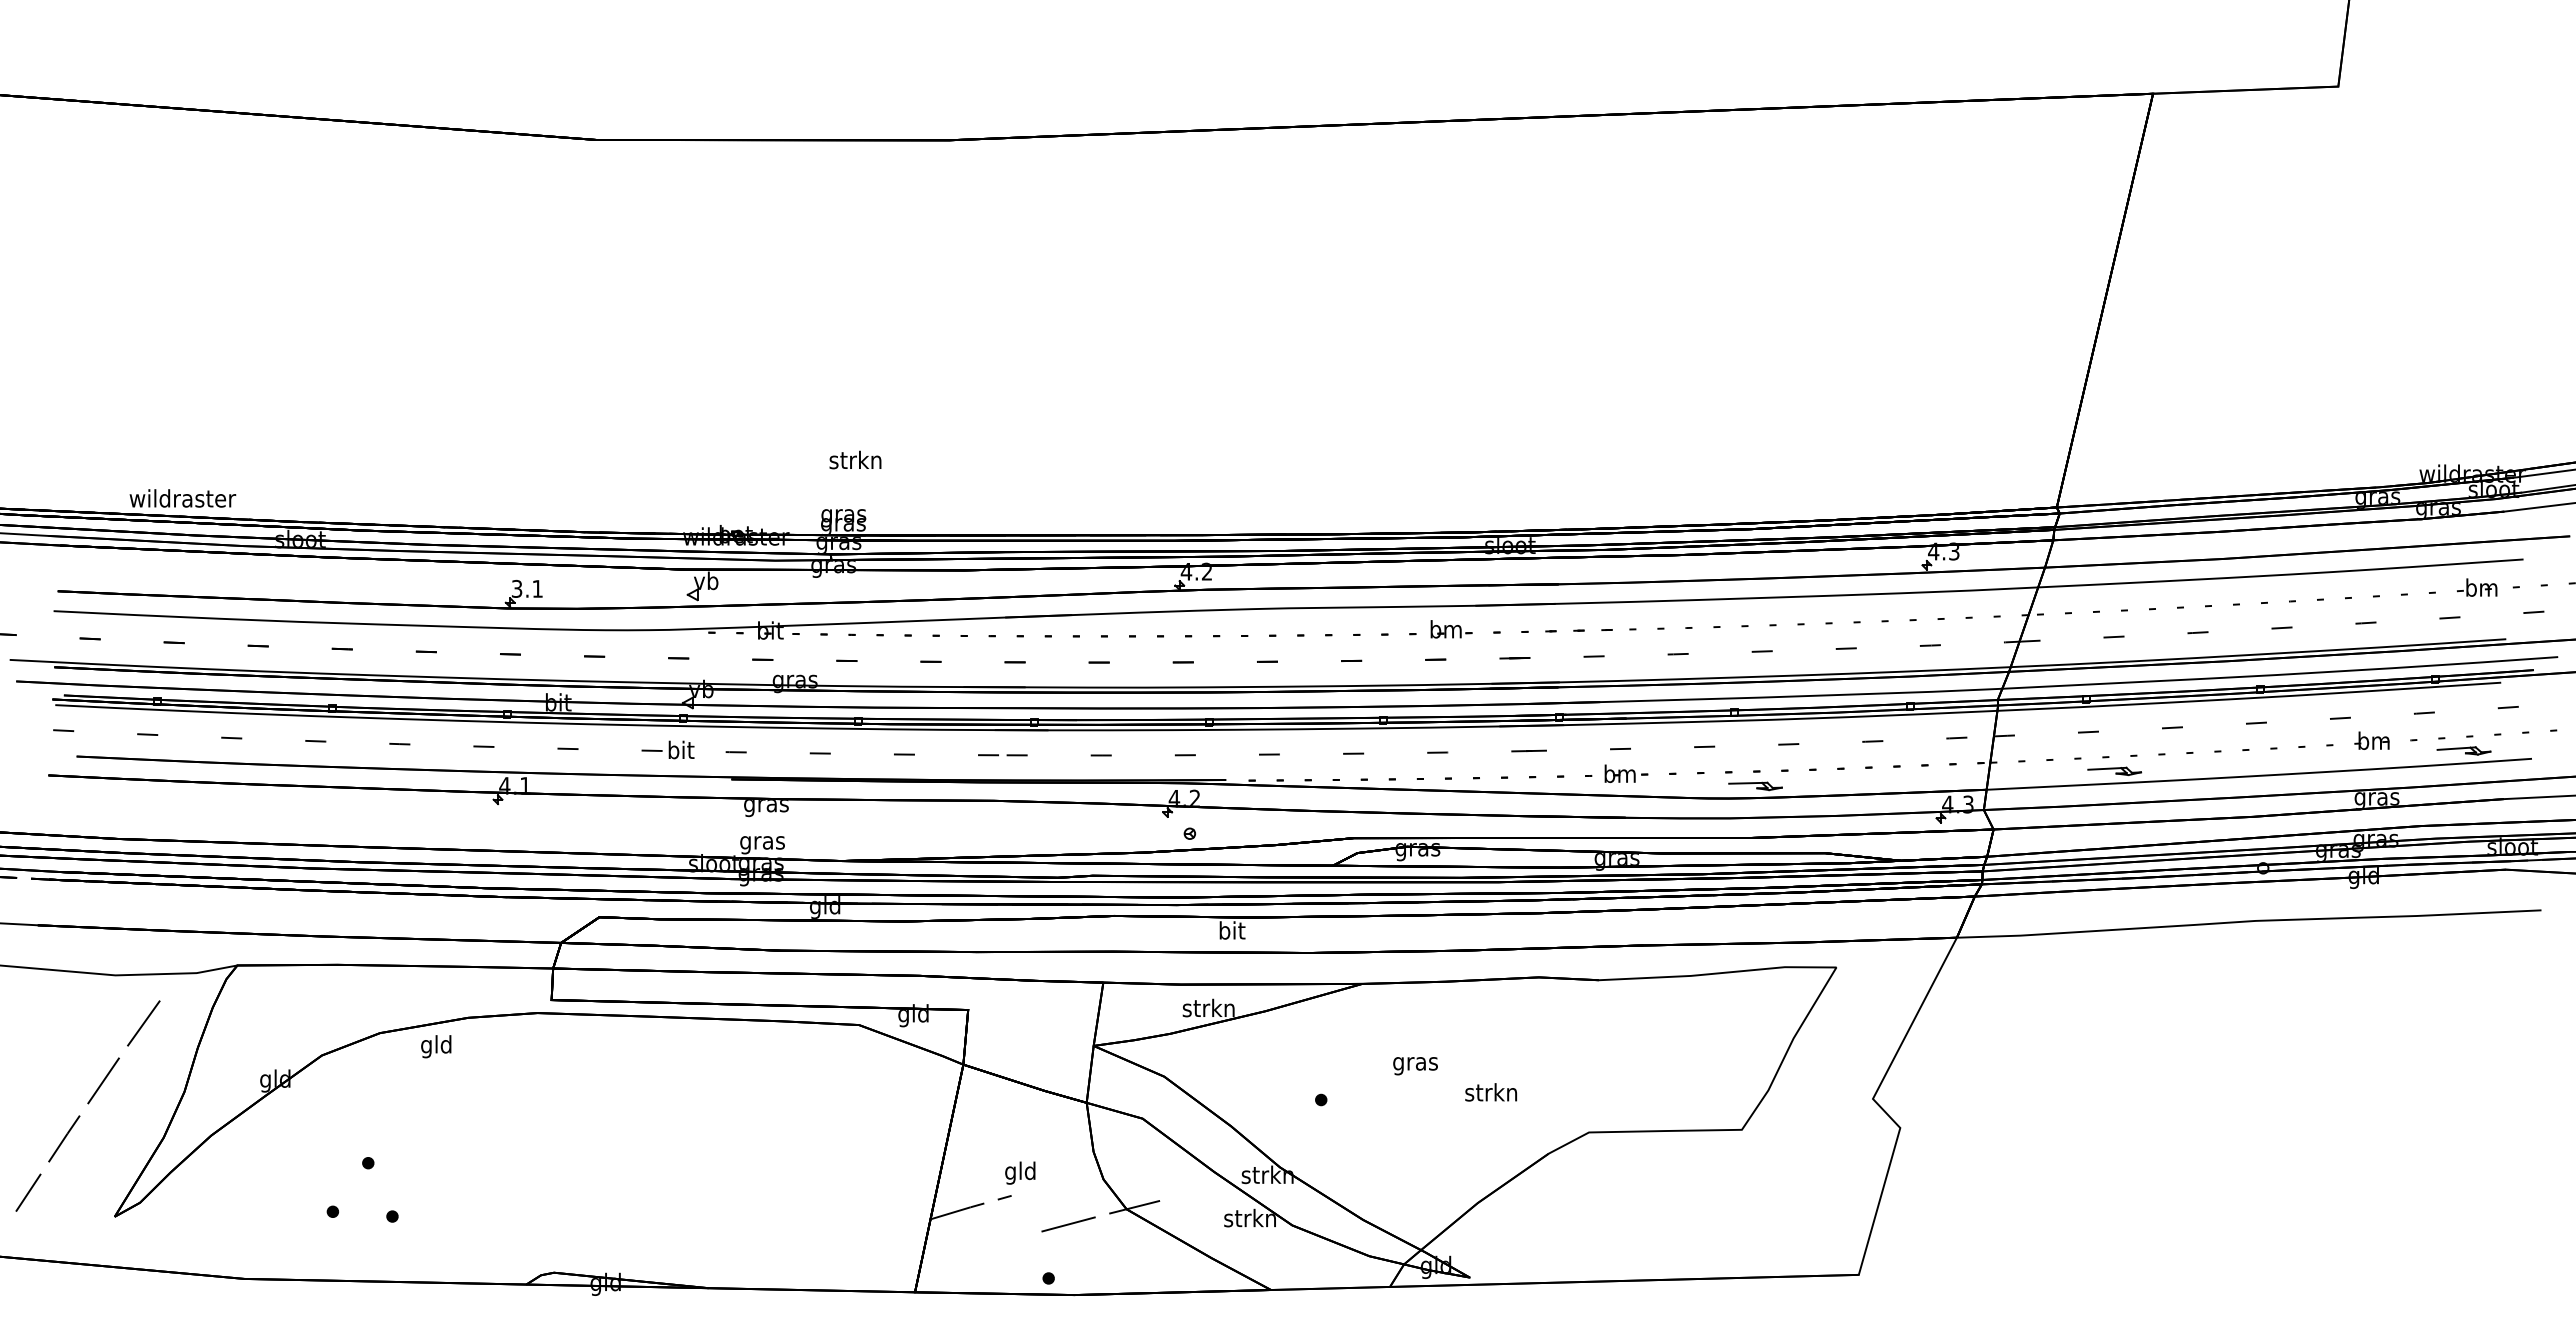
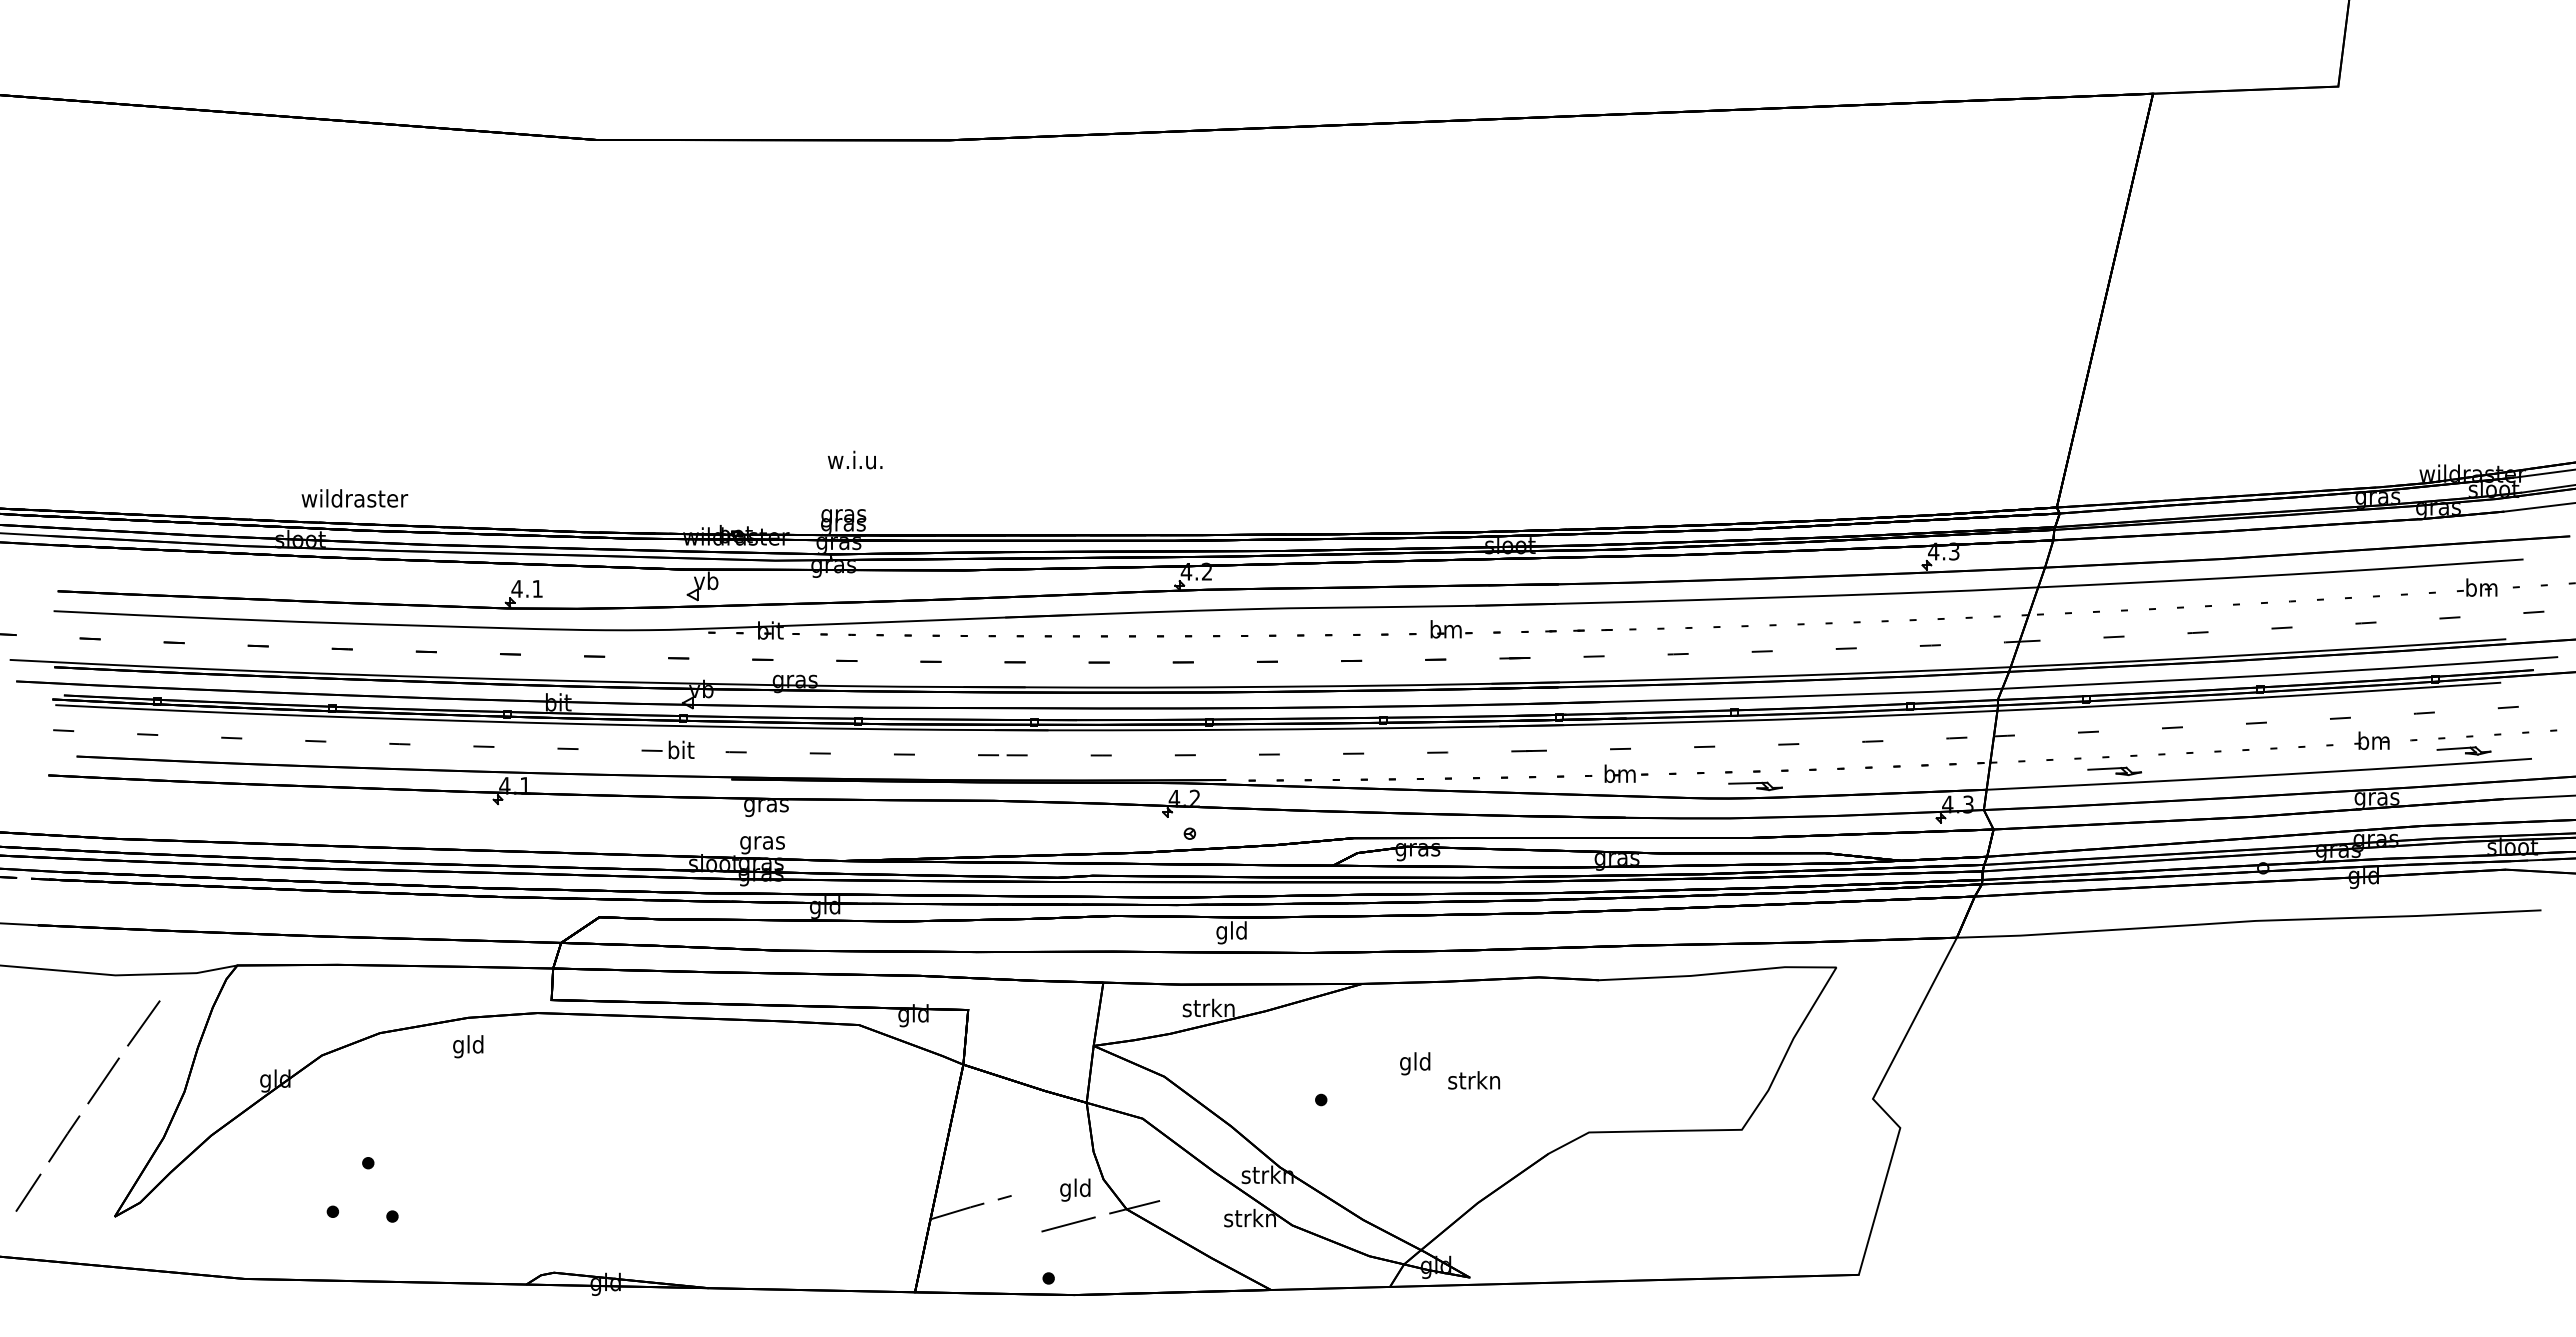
text: strkn -> w.i.u. (854, 459)
text position: (182, 498) -> (354, 498) (354, 498)
text: 3.1 -> 4.1 (516, 588)
text: bit -> gld (1231, 932)
text position: (436, 1046) -> (468, 1046) (468, 1046)
text: gras -> gld (1415, 1063)
text position: (1490, 1092) -> (1473, 1080) (1473, 1080)
text position: (1020, 1172) -> (1075, 1189) (1075, 1189)
